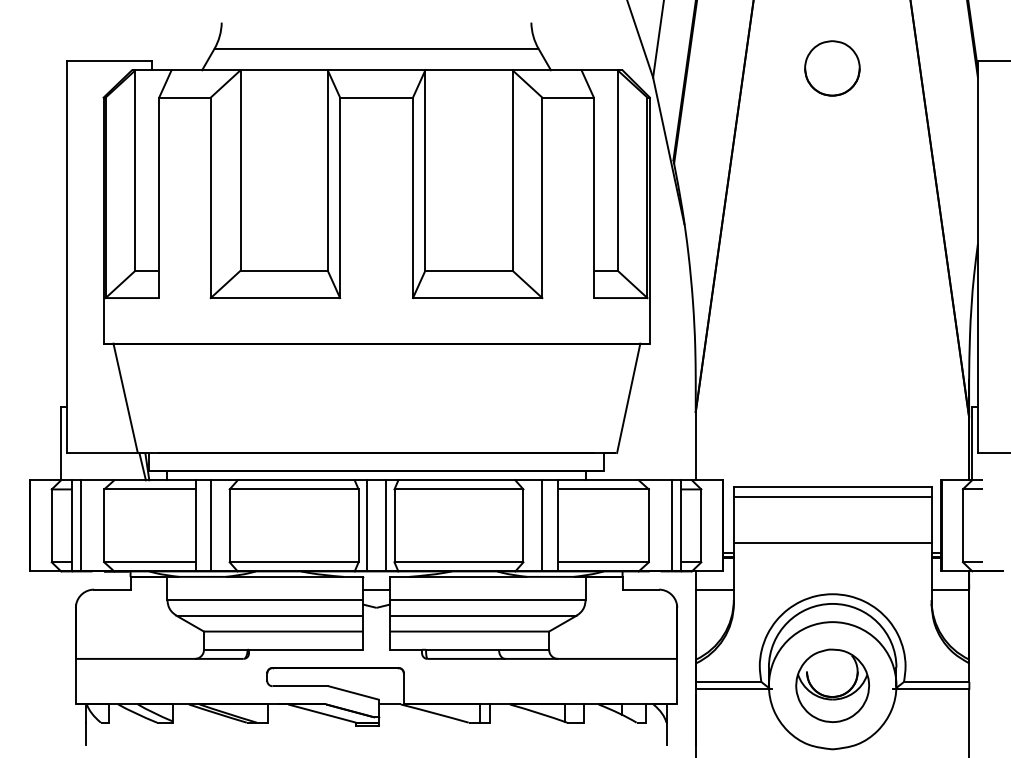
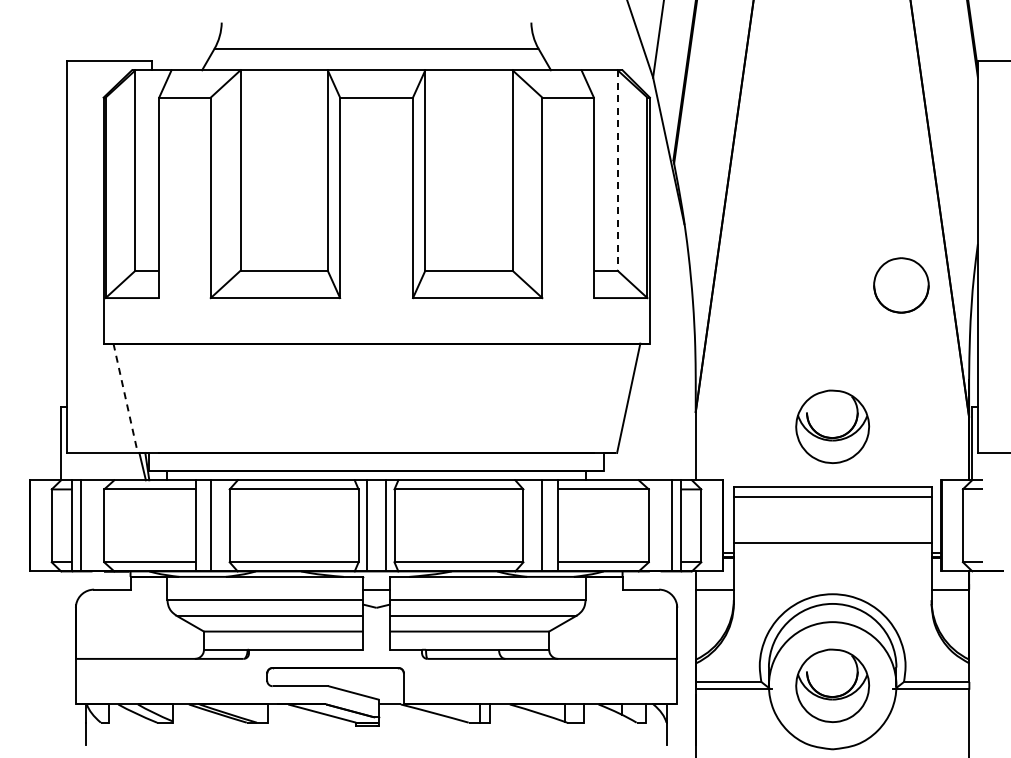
part position: (832, 68) -> (901, 285) (901, 285)
line: solid -> dashed (617, 171)
line: solid -> dashed (125, 398)
part: none -> present (832, 426)
